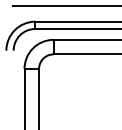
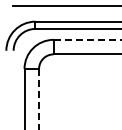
line: solid -> dashed (87, 39)
line: solid -> dashed (39, 99)
